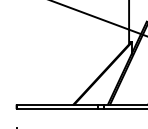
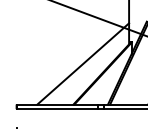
line: none -> present (83, 63)
